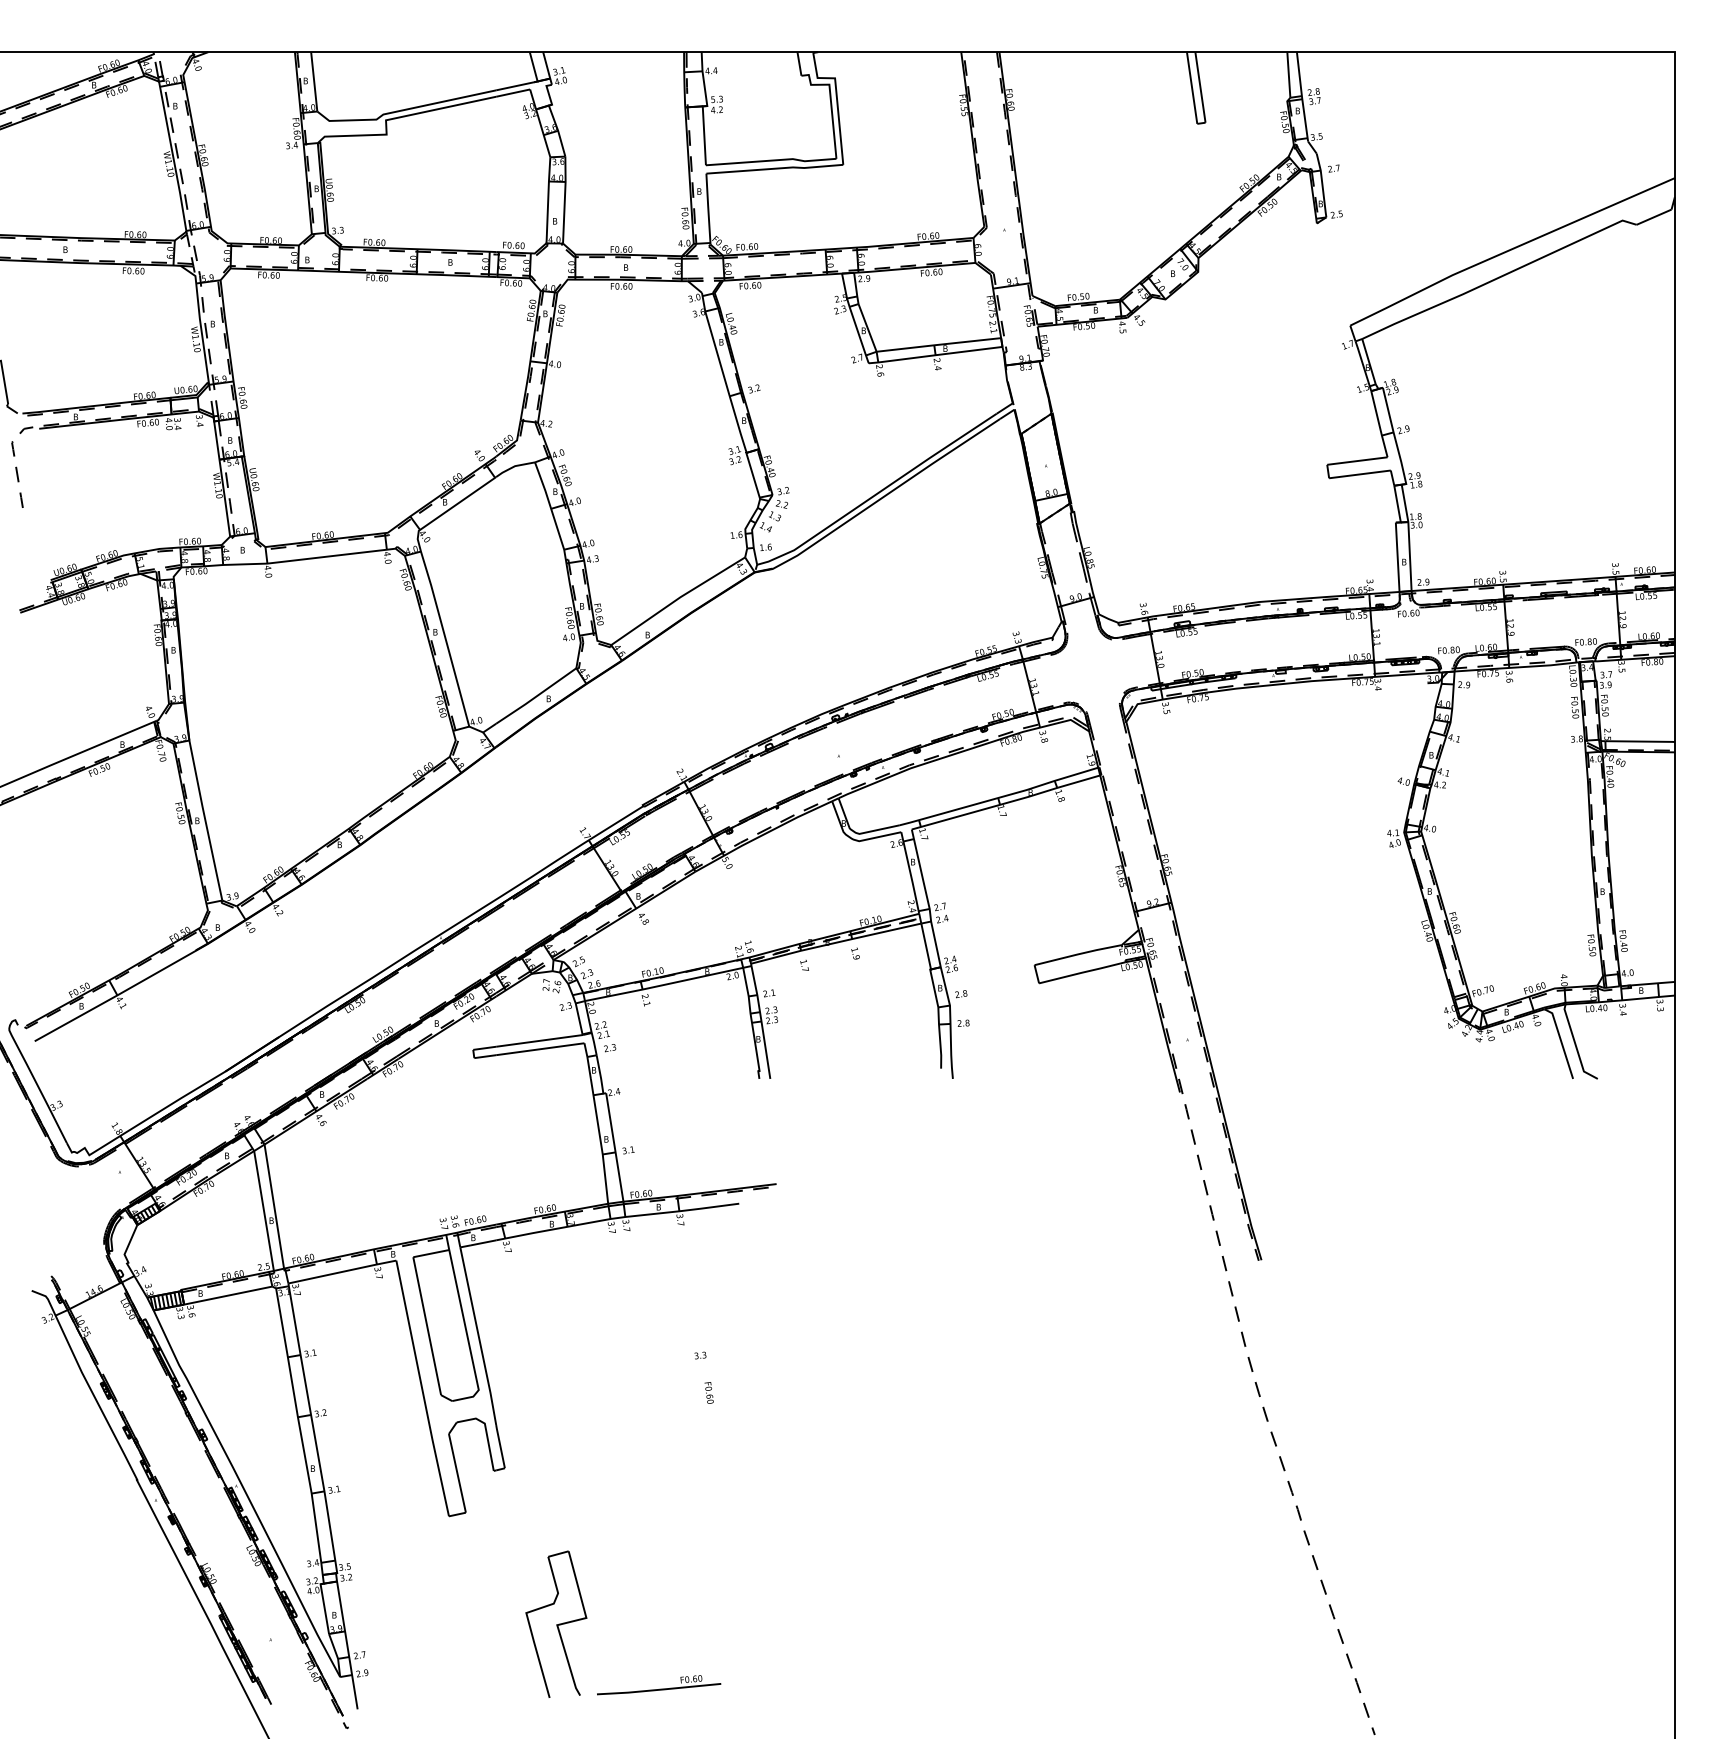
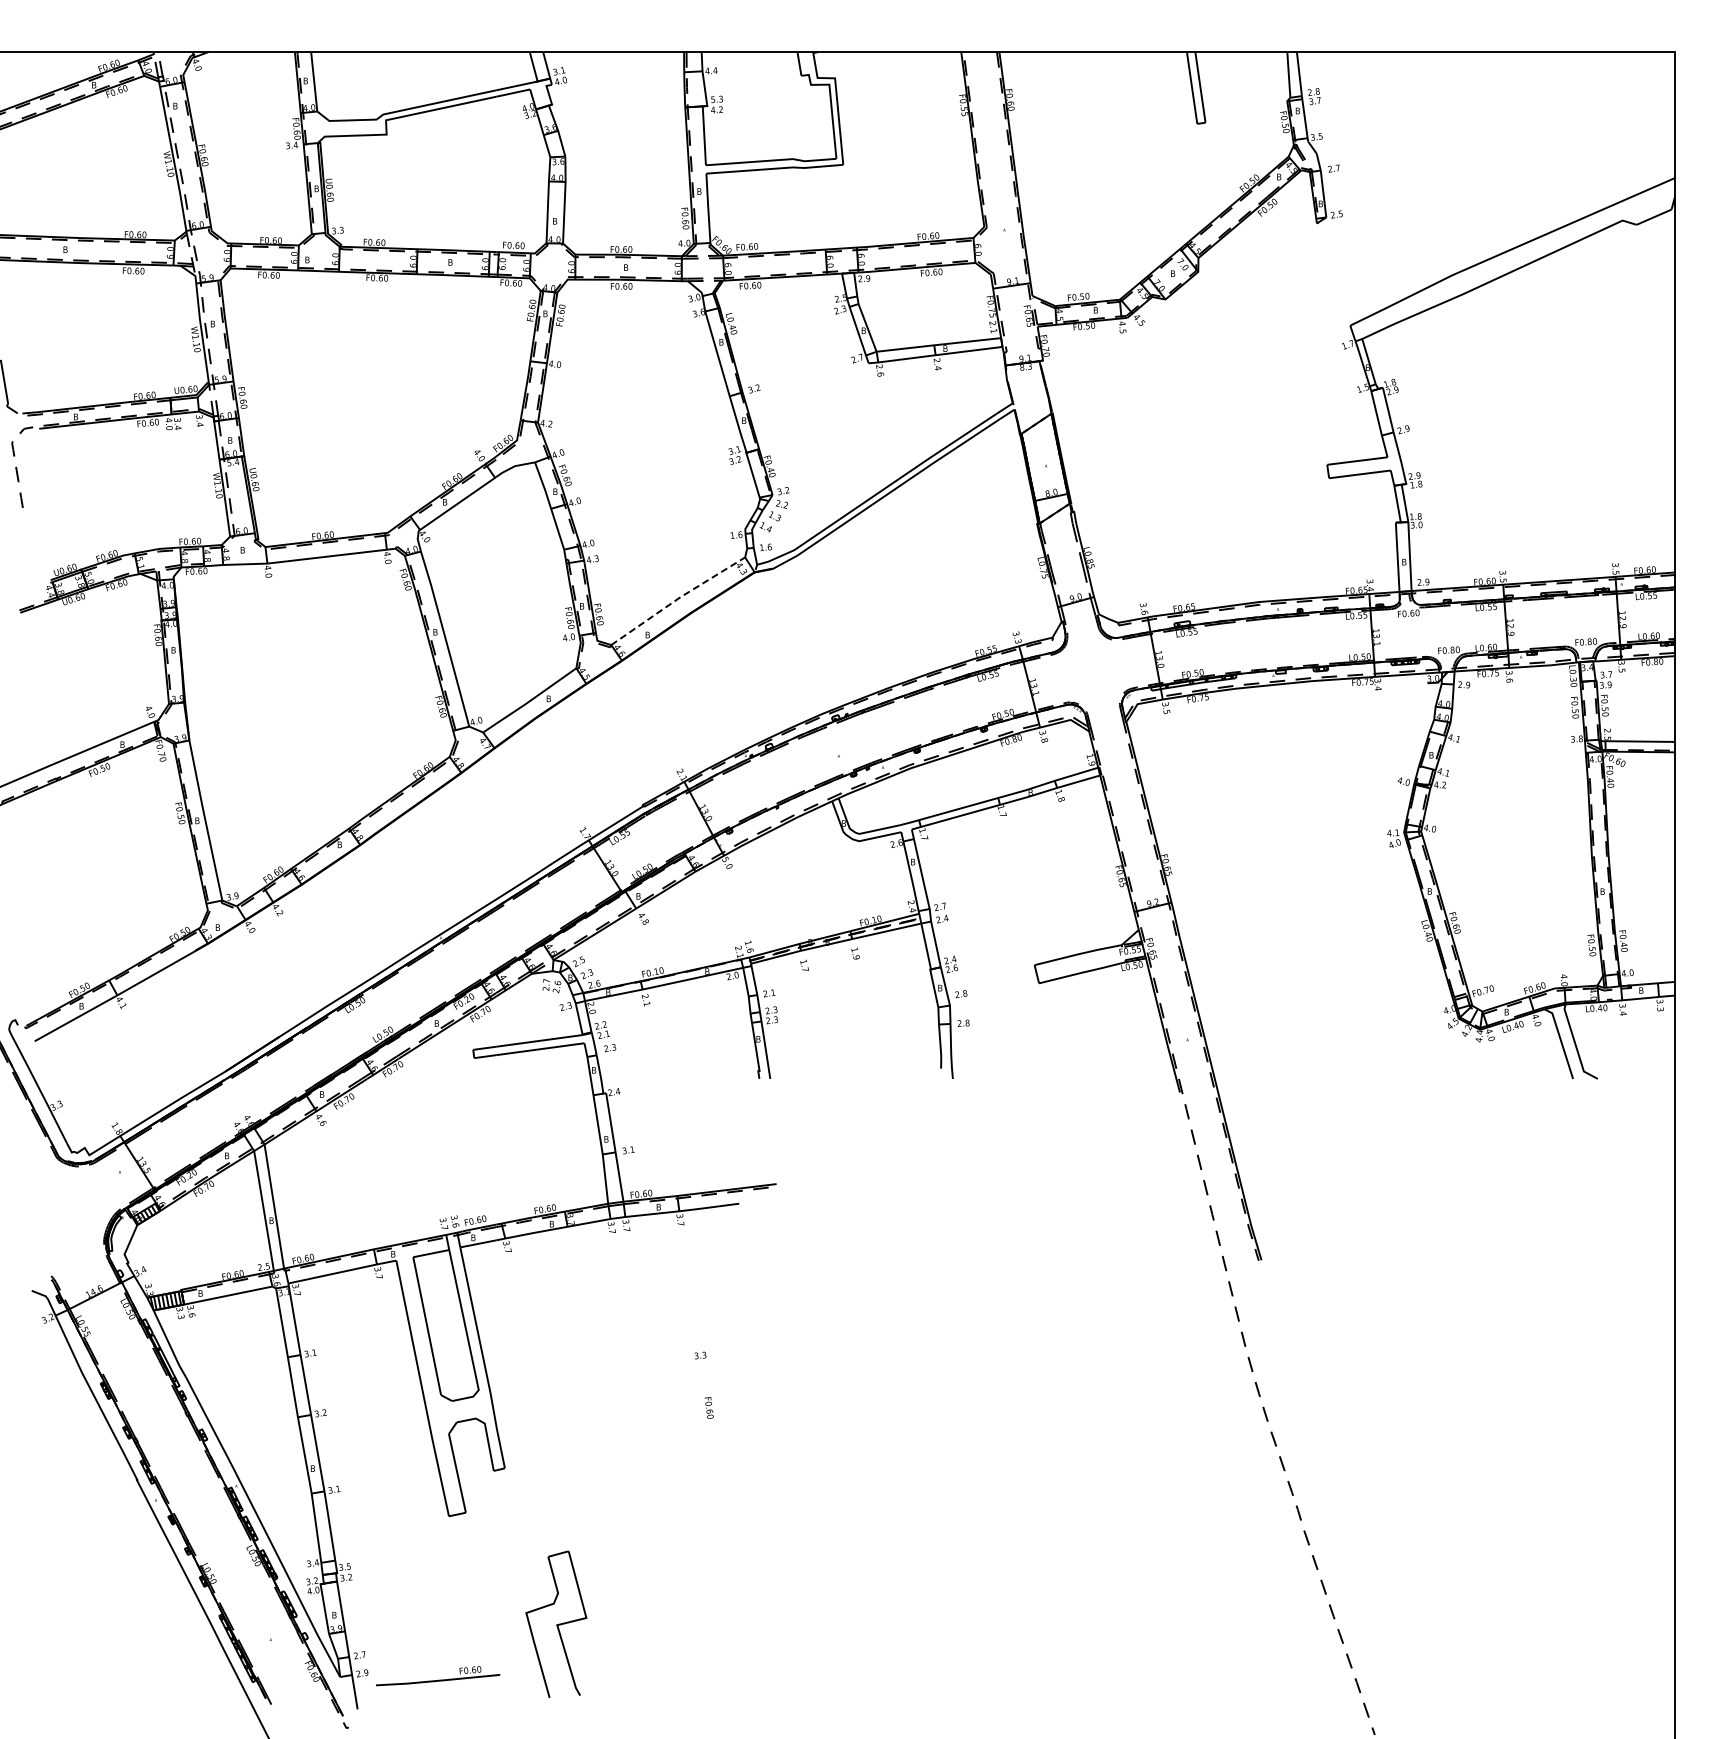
line: solid -> dashed (677, 599)
text position: (708, 1392) -> (708, 1407) (708, 1407)
part position: (659, 1685) -> (438, 1676) (438, 1676)
